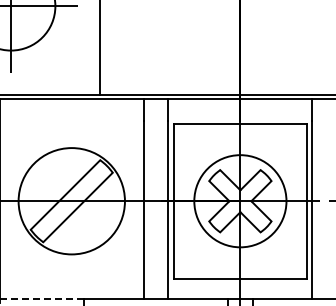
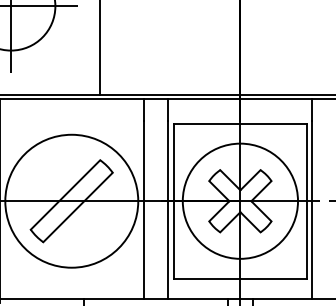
circle diameter: 106 px -> 133 px (71, 200)
circle diameter: 92 px -> 115 px (240, 200)
line: dashed -> solid (42, 298)
